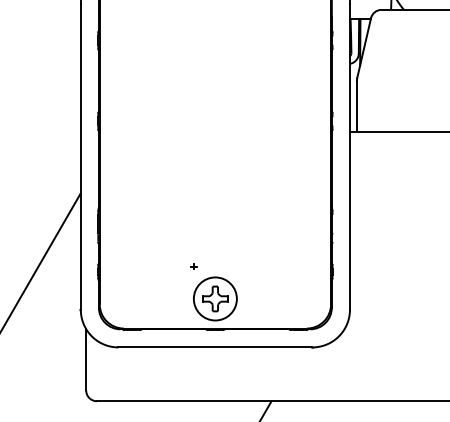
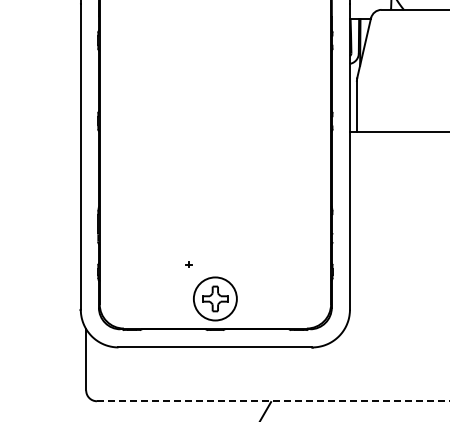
line: present -> none (41, 261)
part position: (193, 266) -> (188, 264) (188, 264)
line: solid -> dashed (273, 401)
